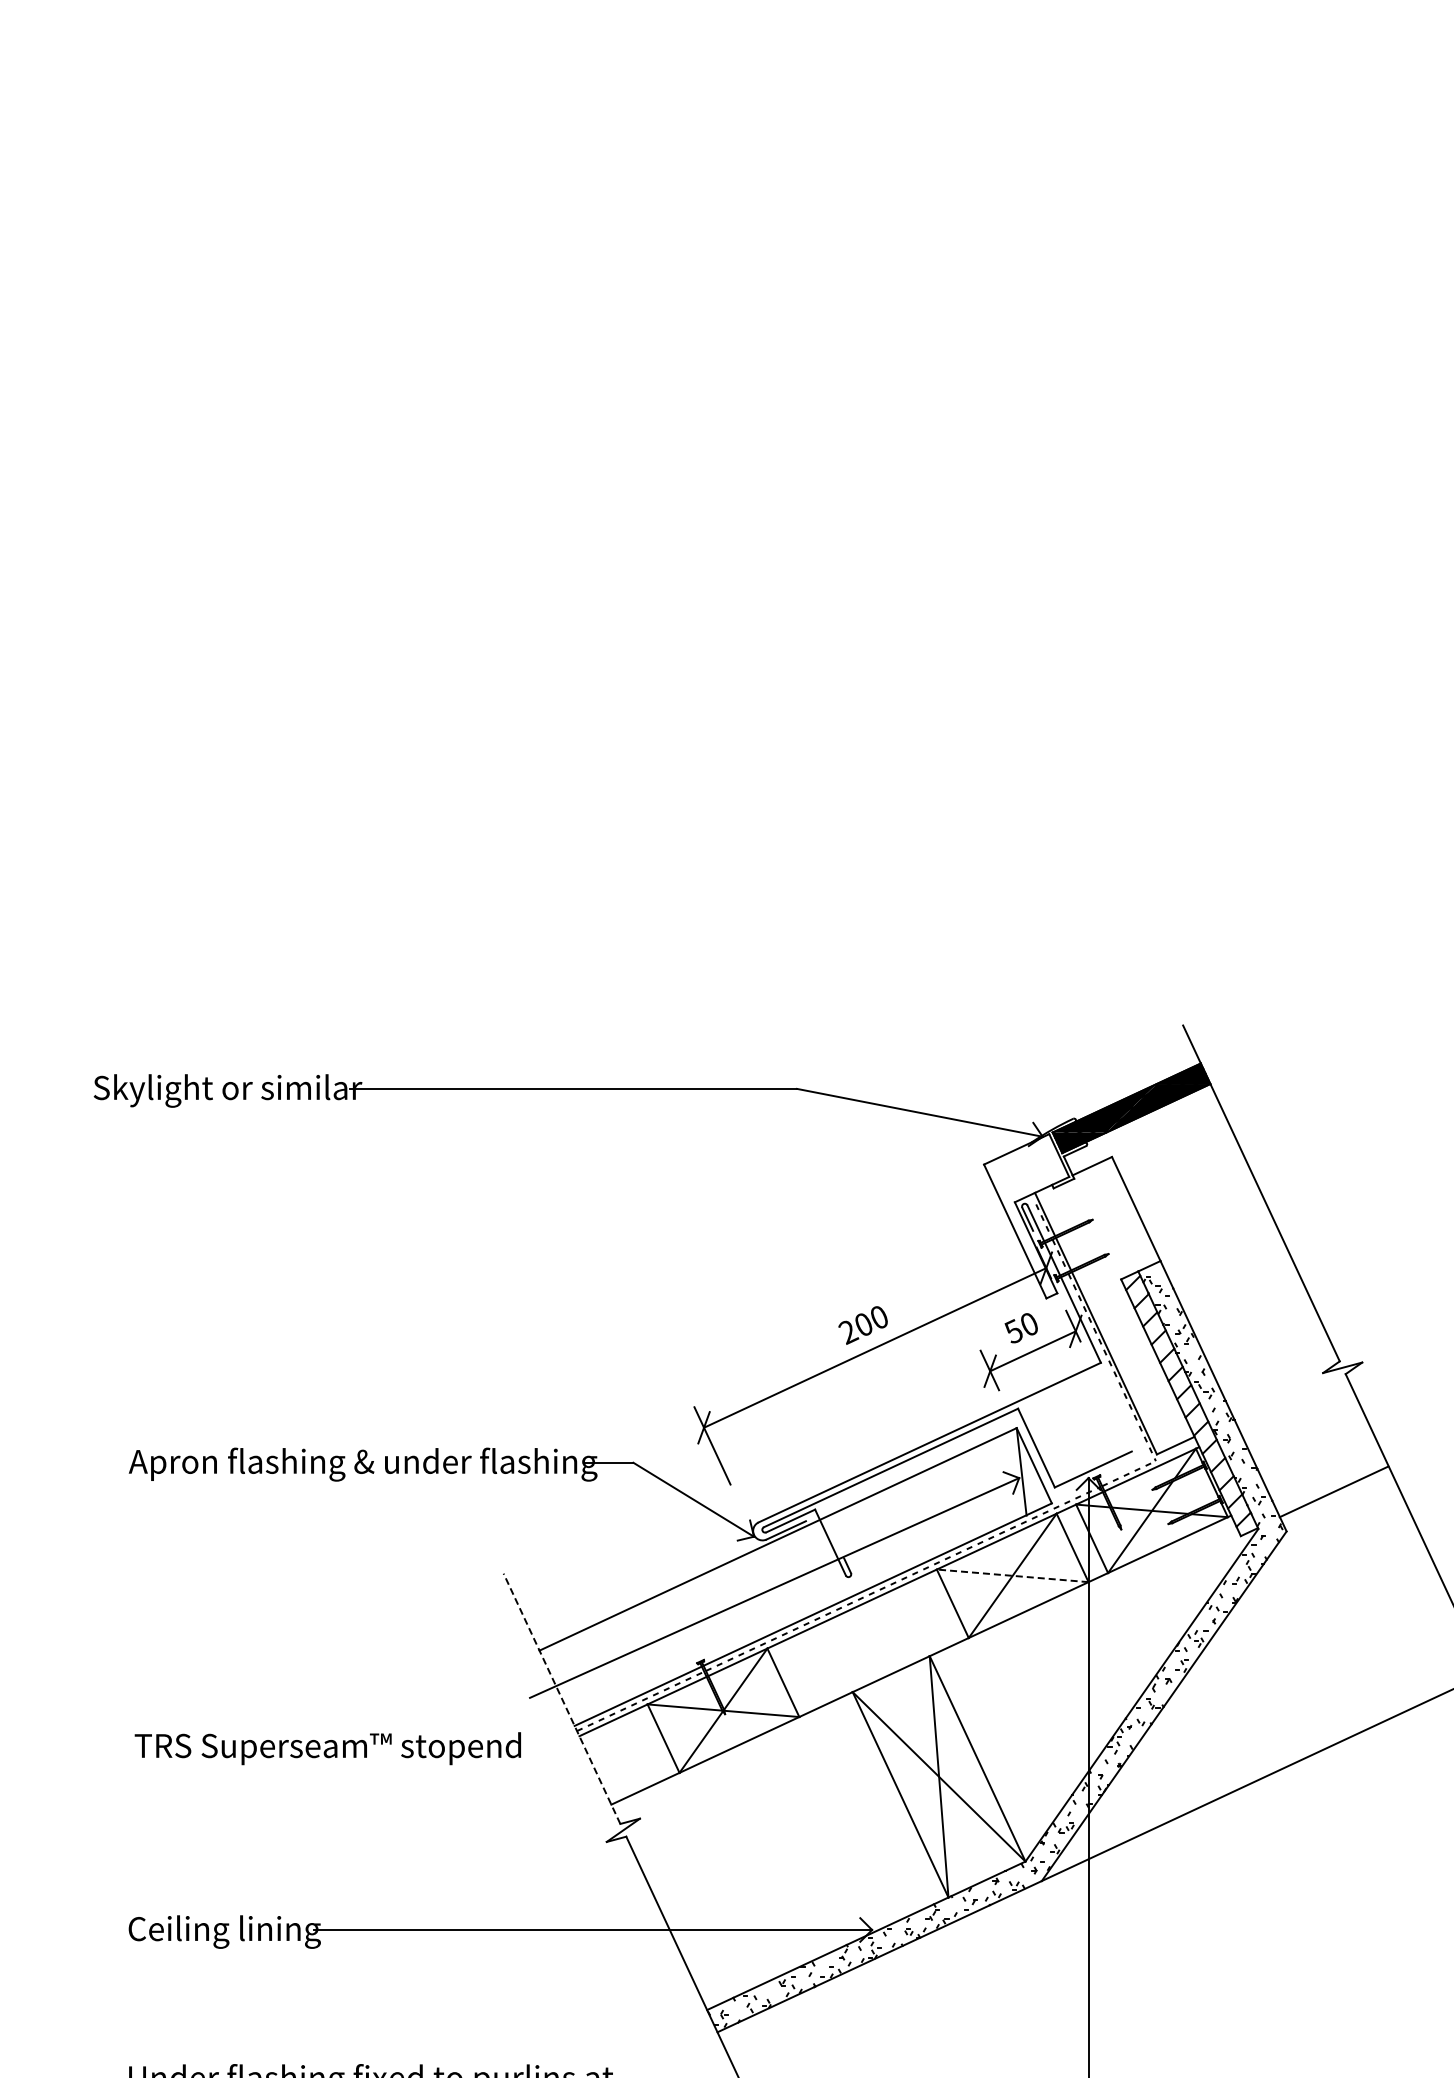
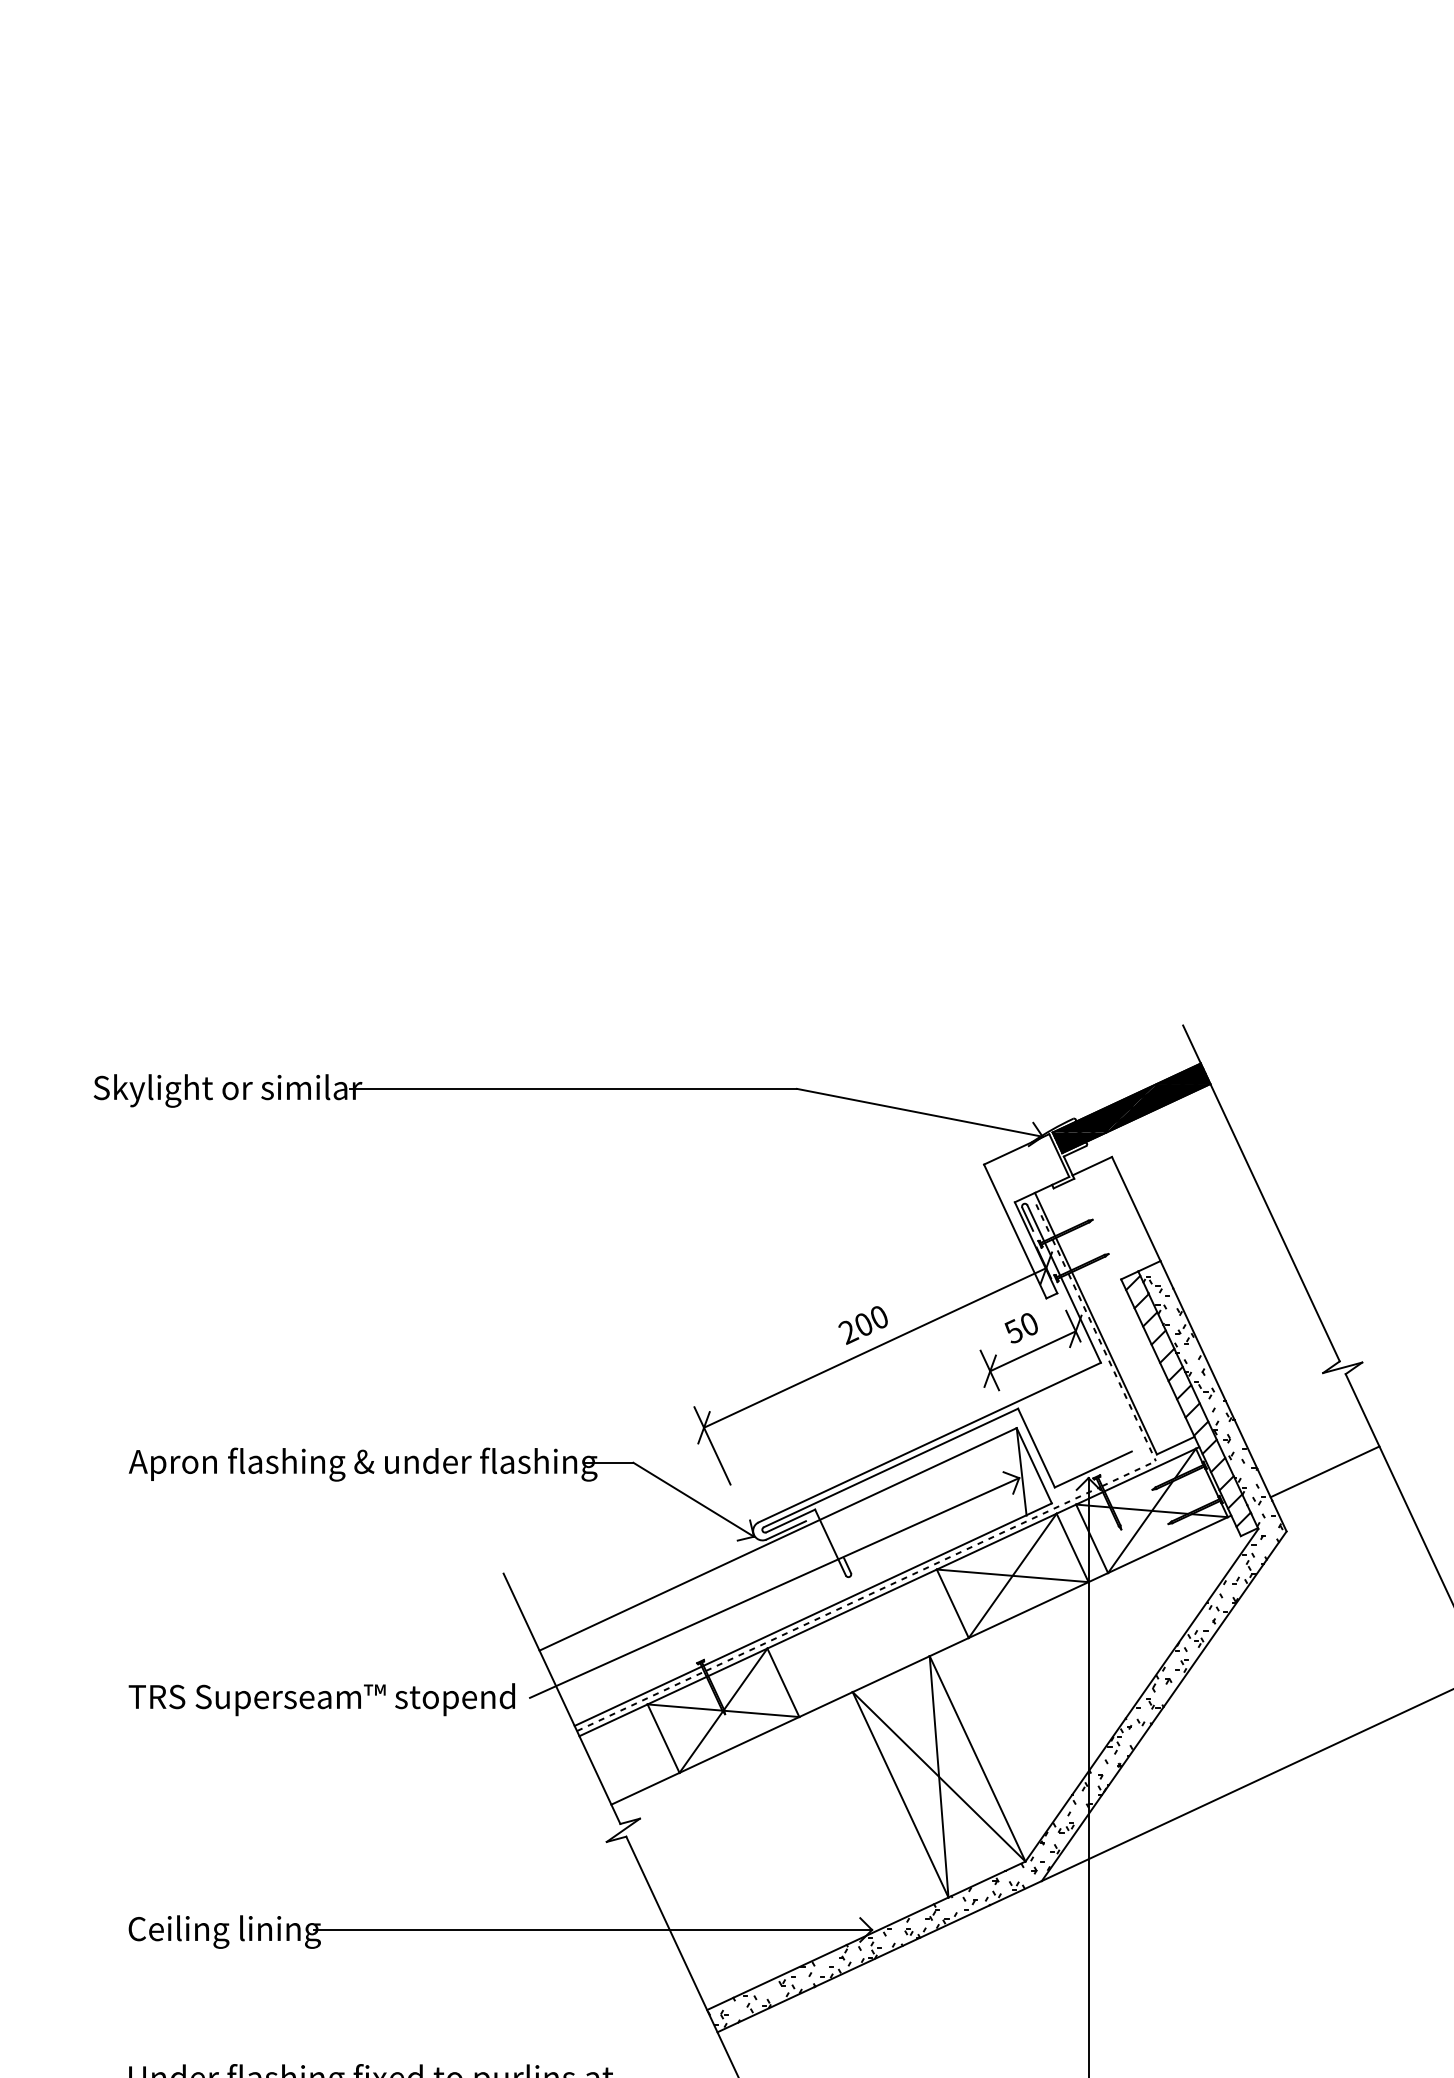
line position: (1333, 1491) -> (1324, 1471) (1324, 1471)
line: dashed -> solid (1012, 1575)
line: dashed -> solid (561, 1698)
text position: (327, 1748) -> (321, 1699) (321, 1699)
